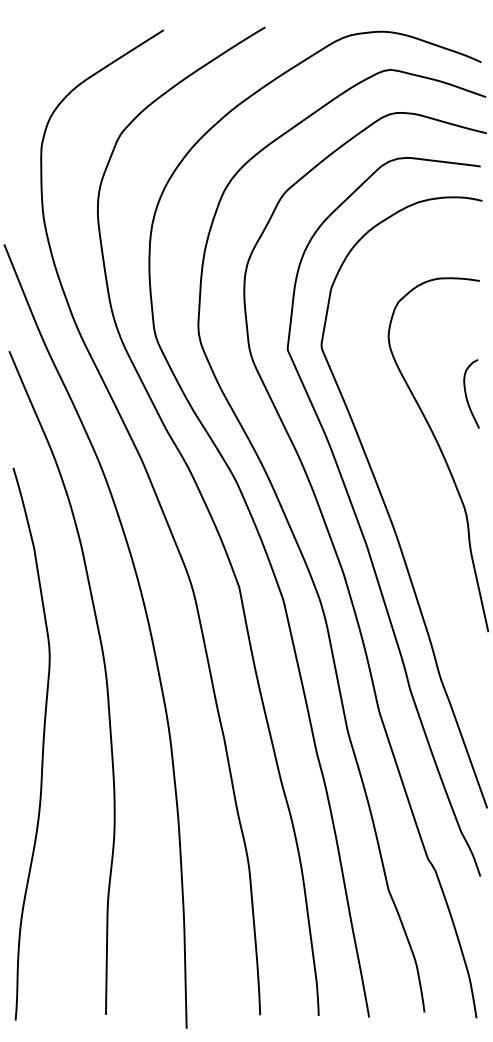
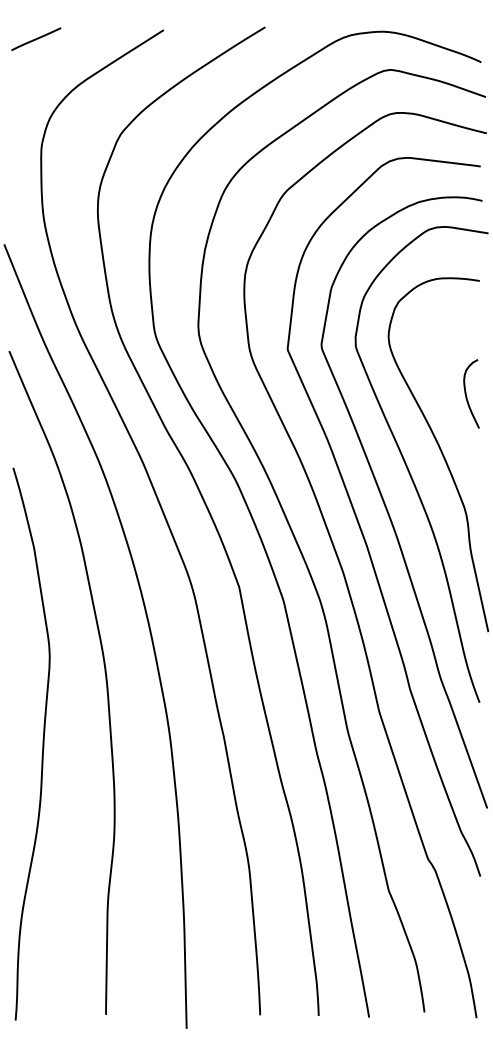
line: none -> present (36, 38)
curve: none -> present (408, 467)
